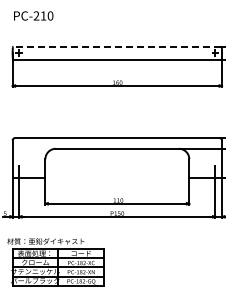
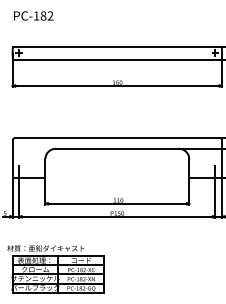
text: PC-210 -> PC-182 (43, 15)
line: dashed -> solid (117, 46)
part position: (55, 262) -> (55, 269) (55, 269)
